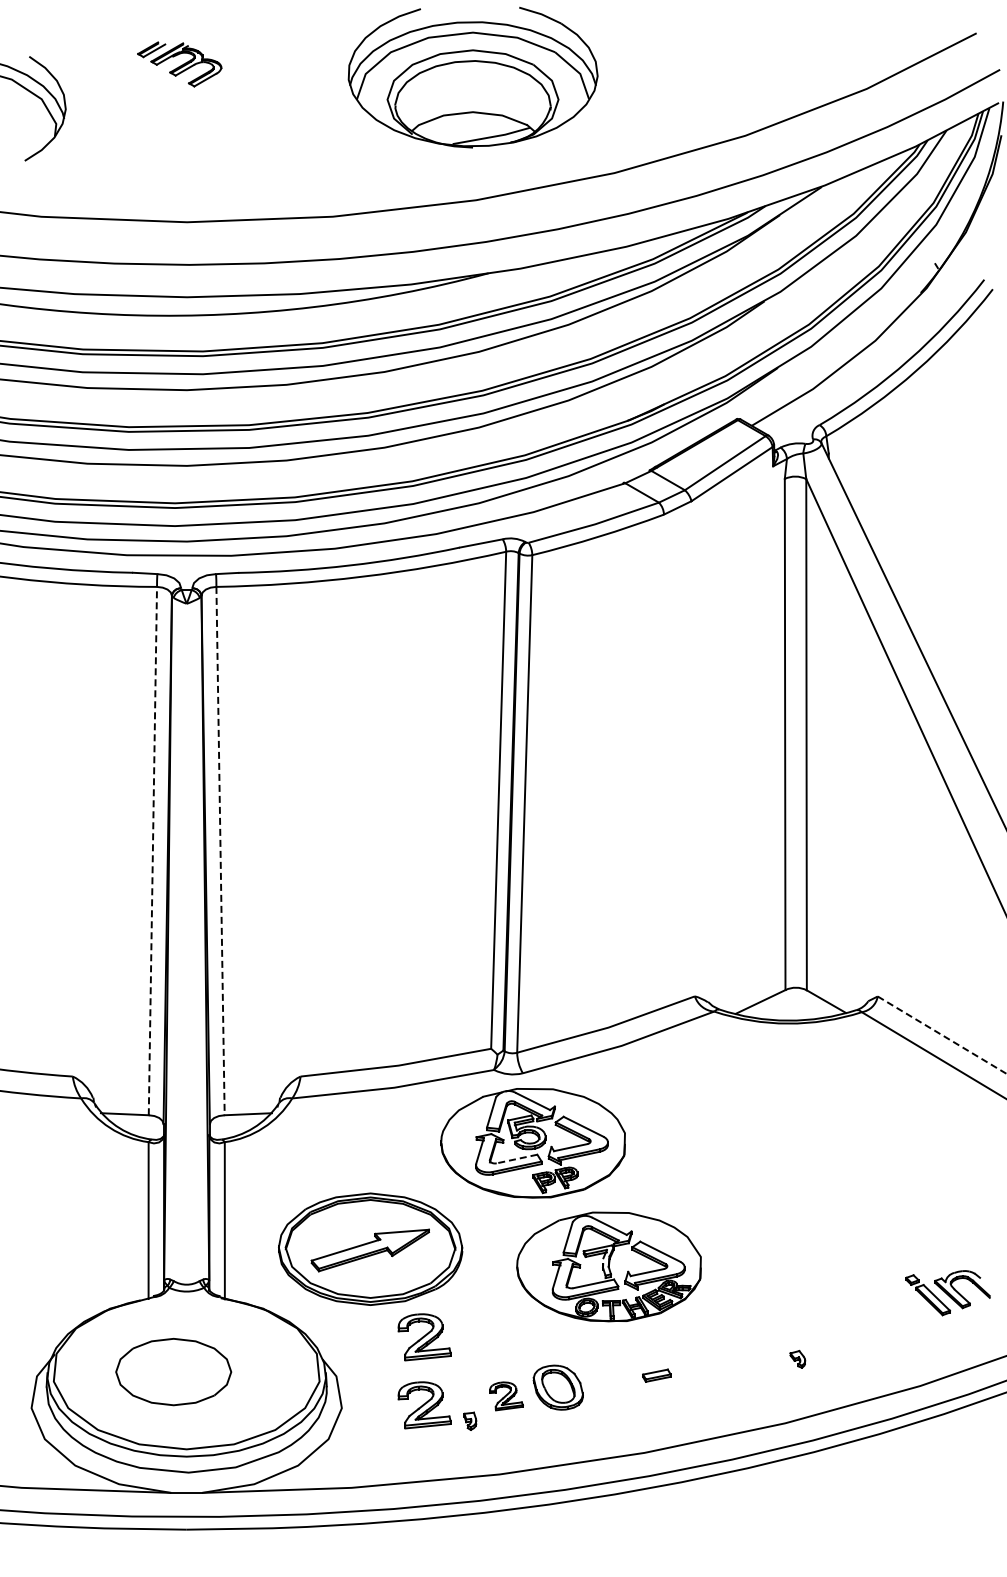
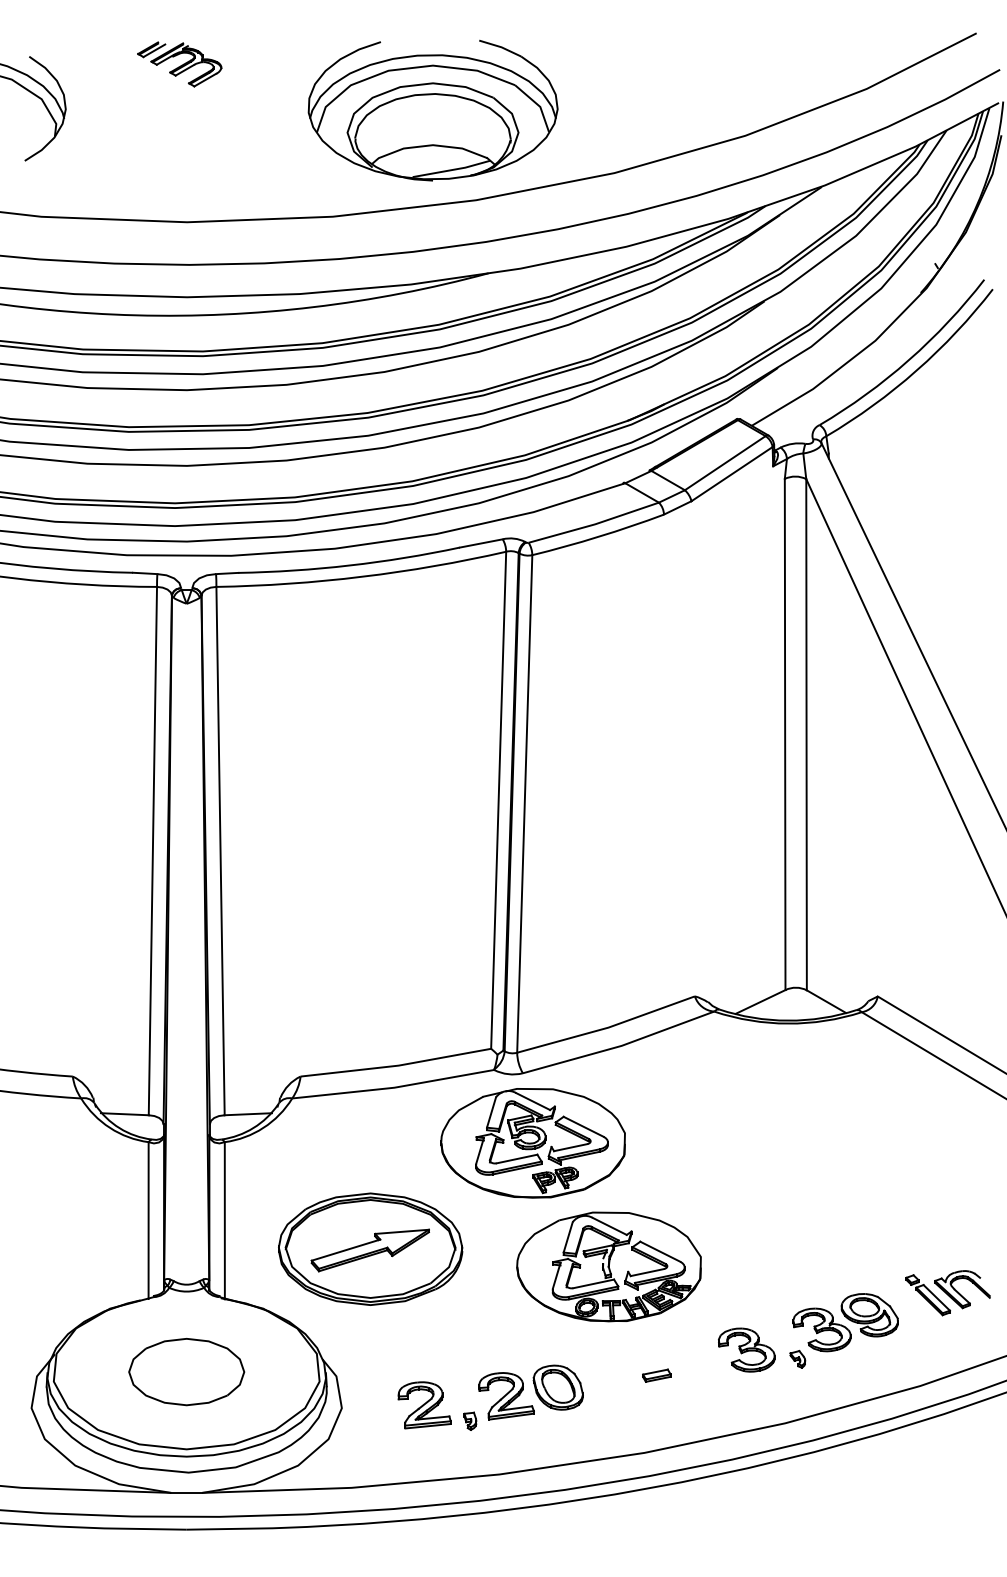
part position: (472, 77) -> (432, 110) (432, 110)
line: dashed -> solid (152, 850)
line: dashed -> solid (220, 851)
line: dashed -> solid (942, 1035)
line: dashed -> solid (517, 1159)
part: none -> present (845, 1322)
part: present -> none (424, 1337)
part: none -> present (746, 1349)
part position: (173, 1372) -> (186, 1372) (186, 1372)
part size: 35x31 px -> 57x49 px (506, 1396)
